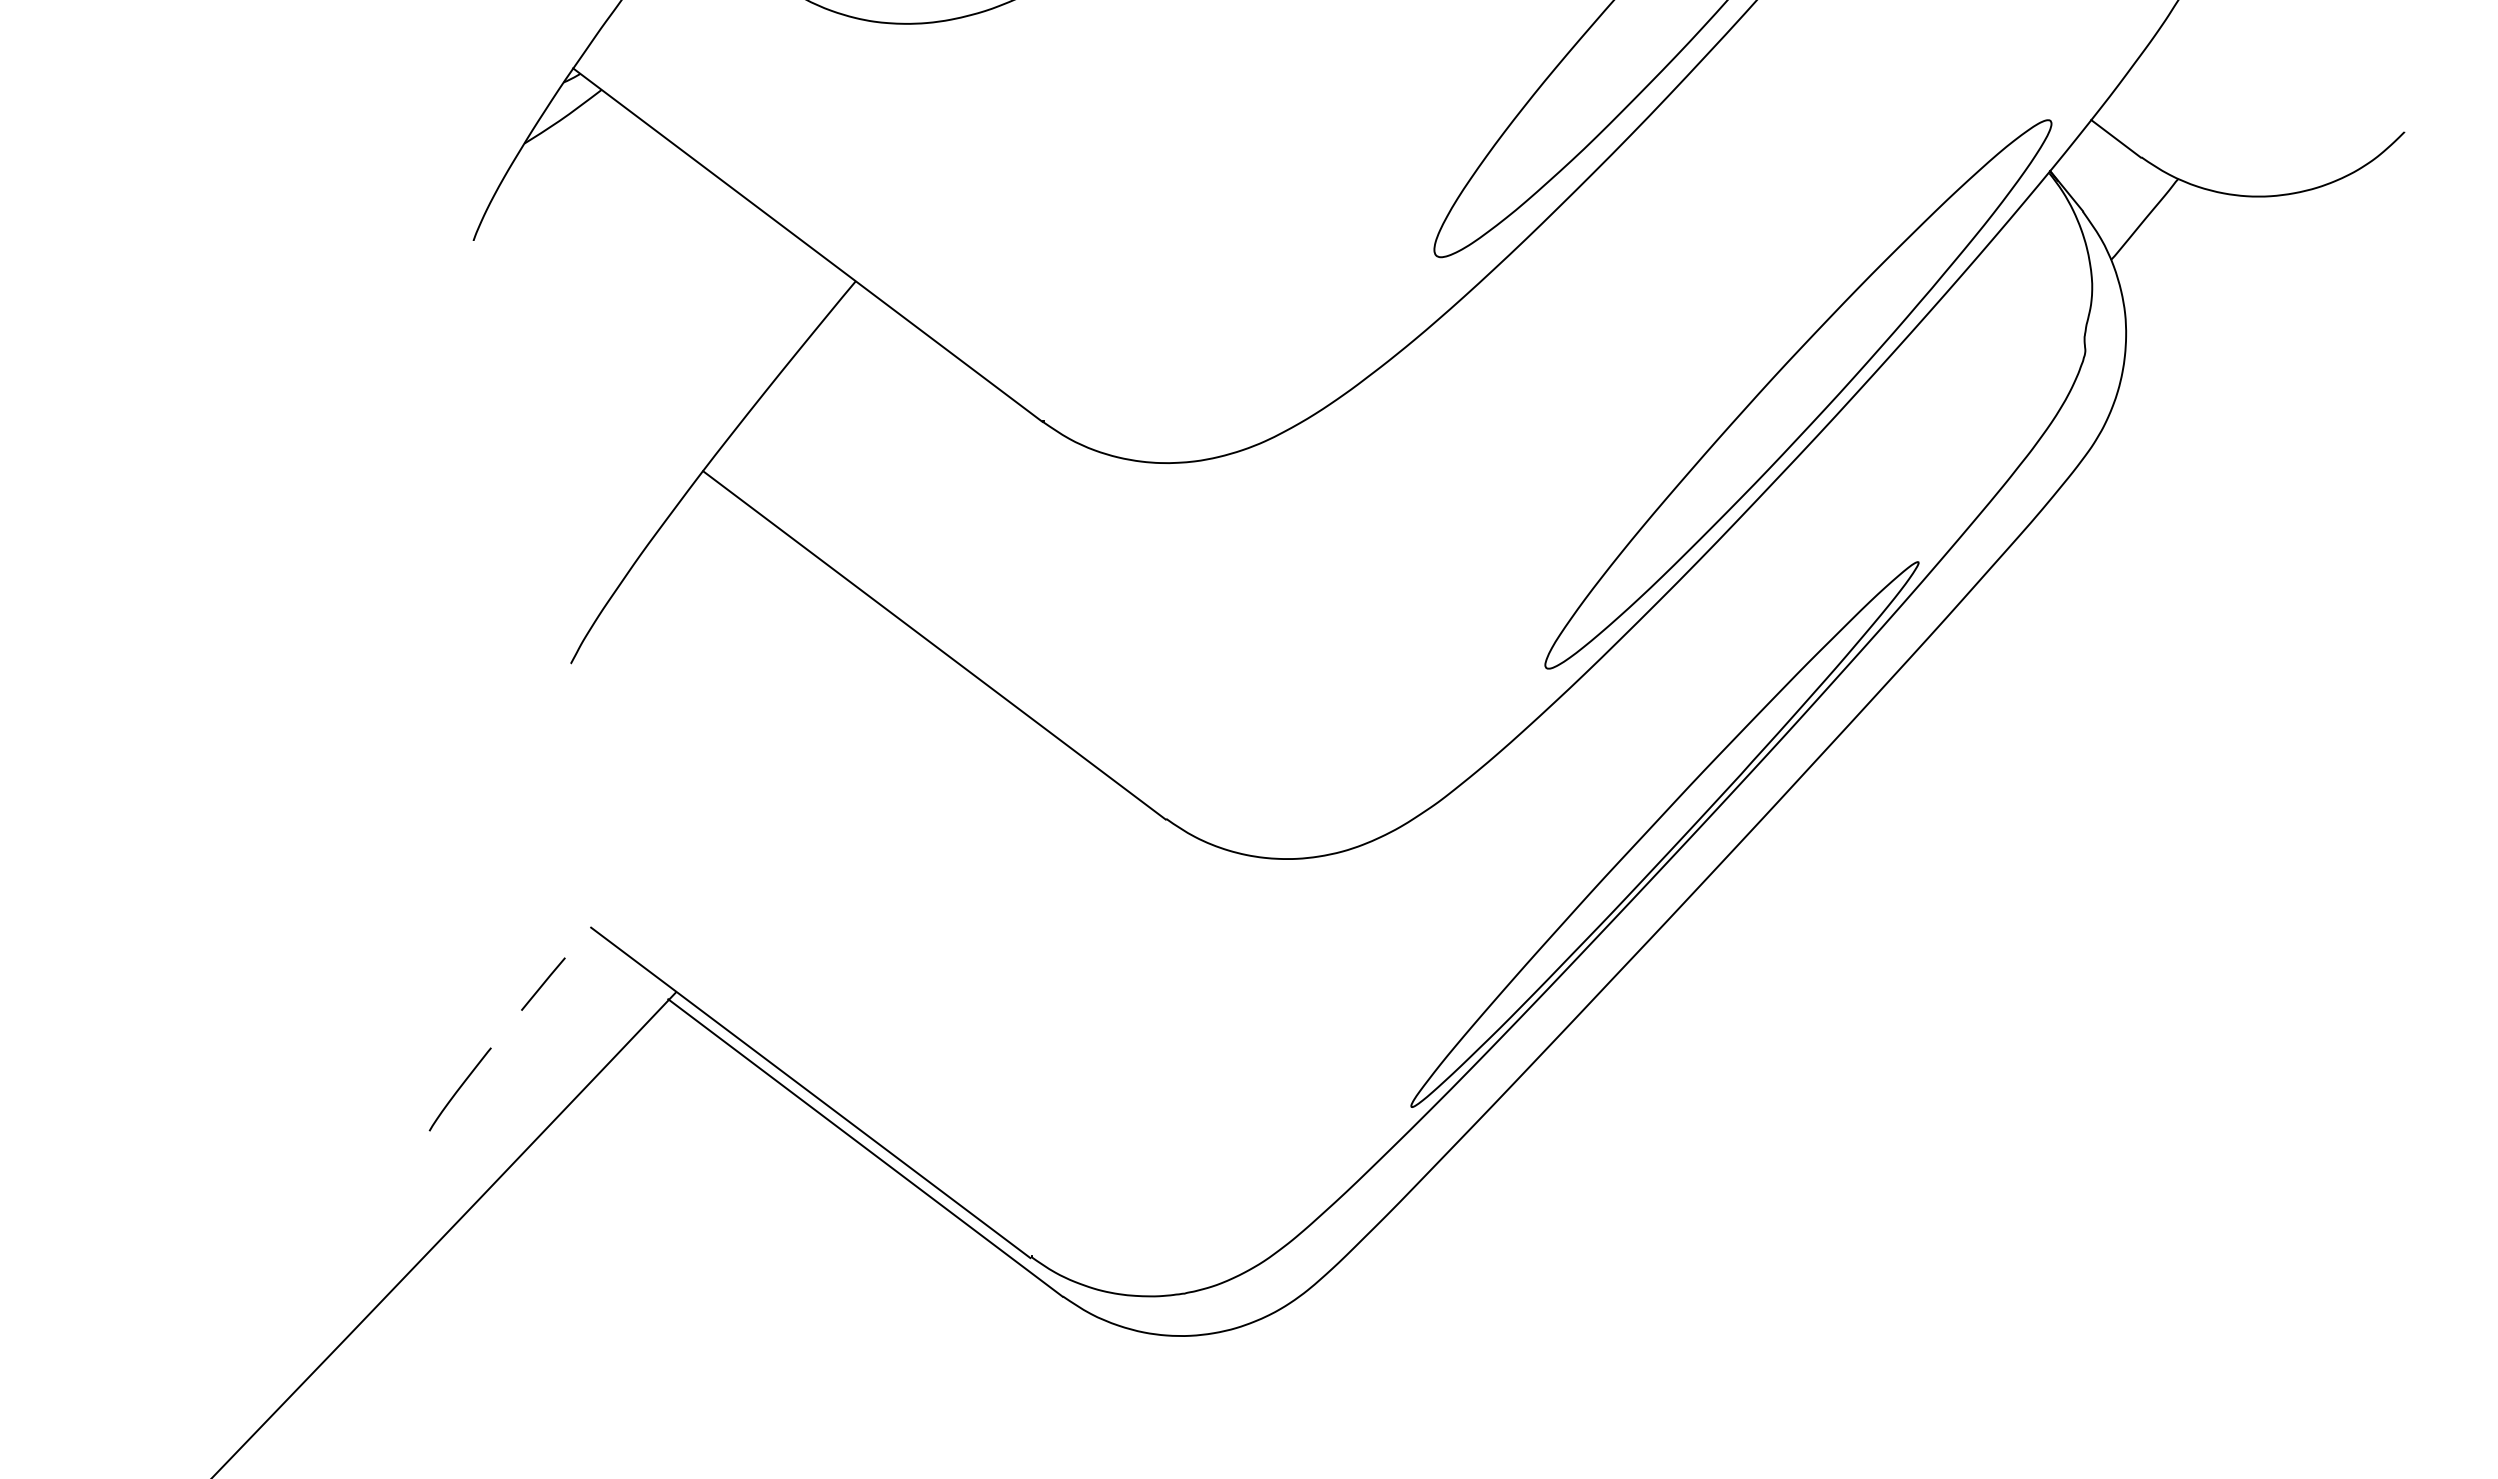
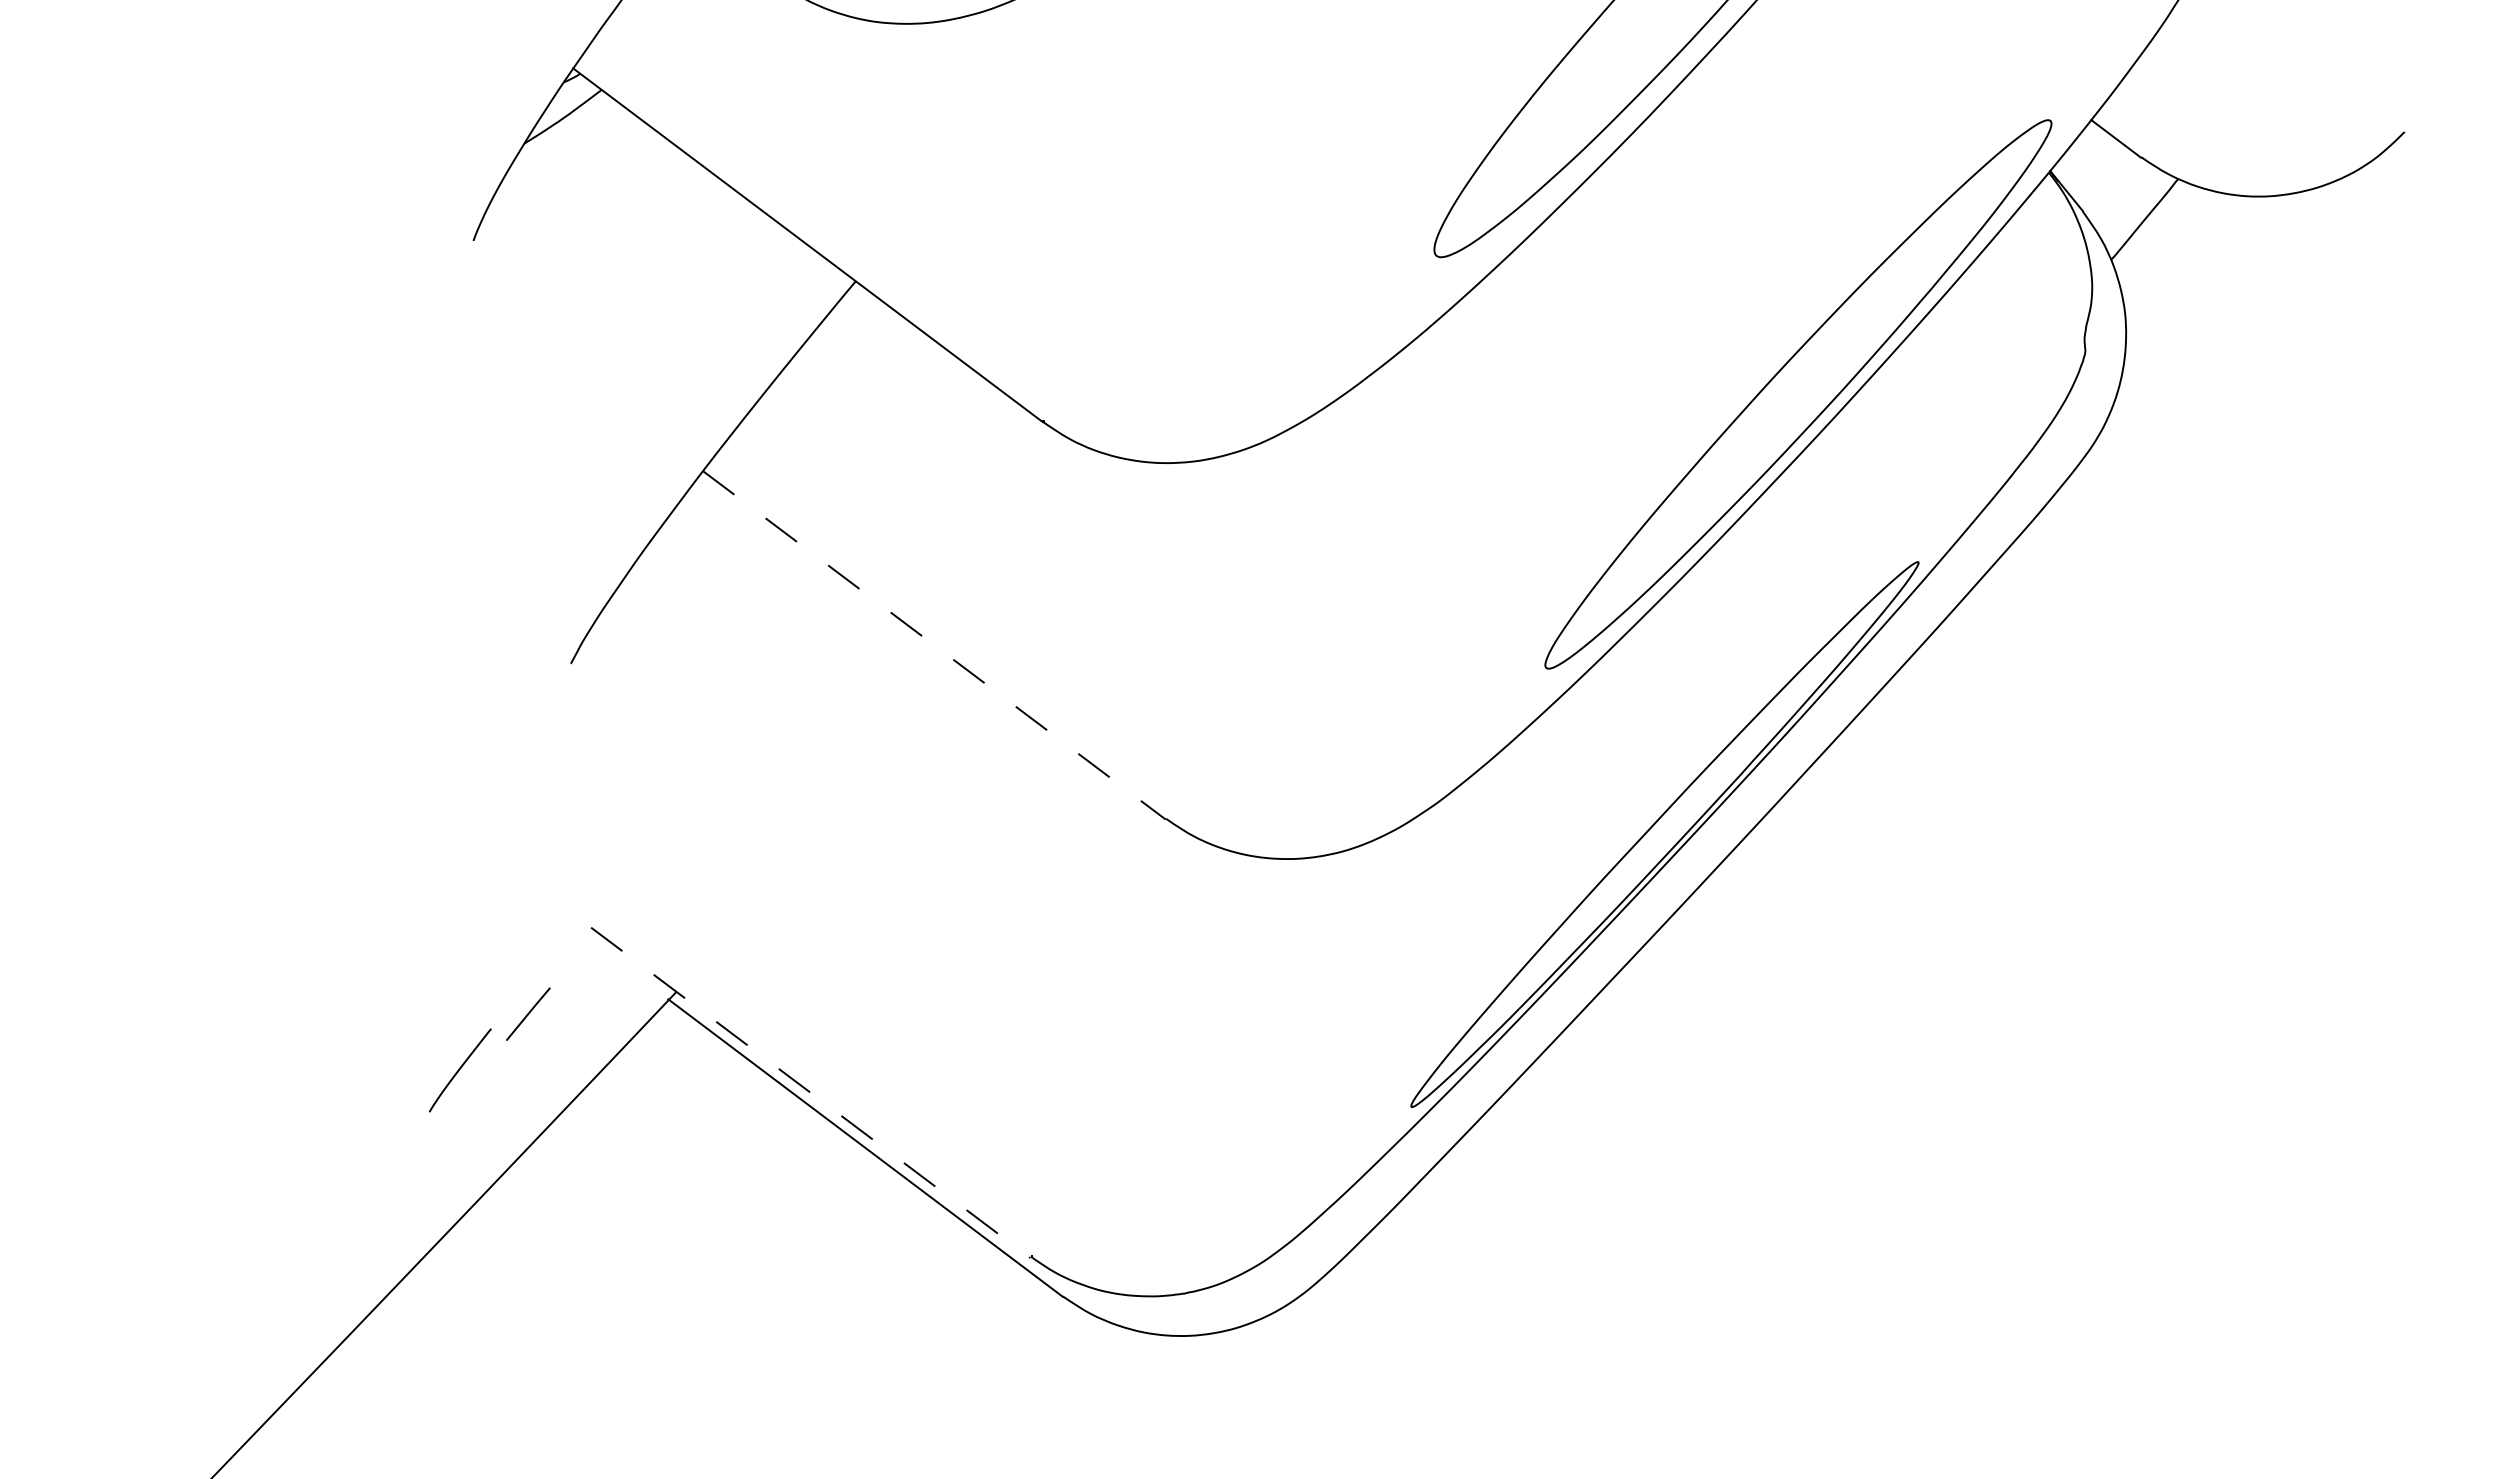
line: solid -> dashed (934, 645)
line position: (543, 983) -> (528, 1013) (528, 1013)
curve position: (459, 1089) -> (459, 1070) (459, 1070)
line: solid -> dashed (810, 1092)
